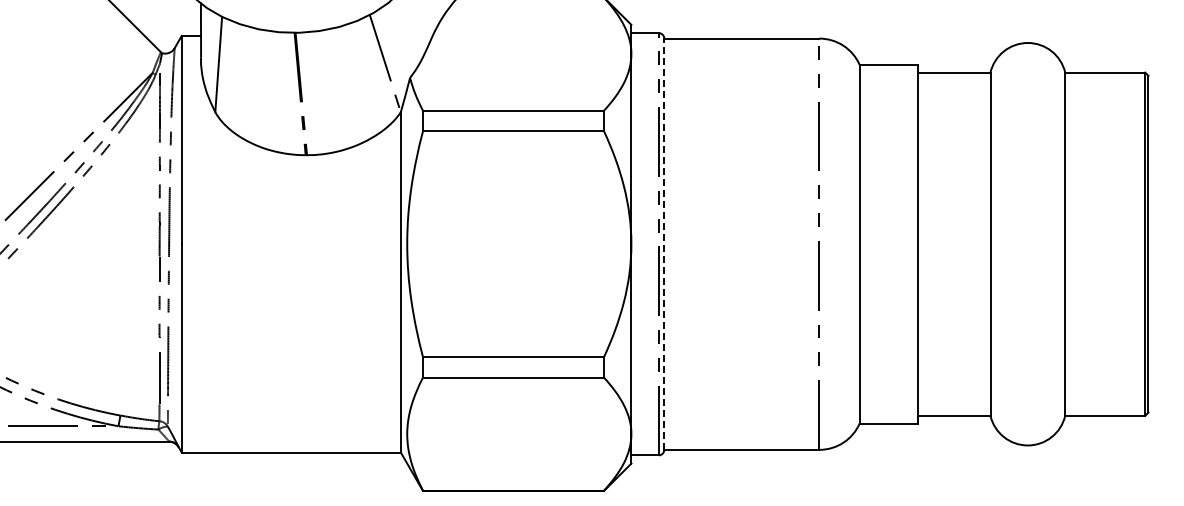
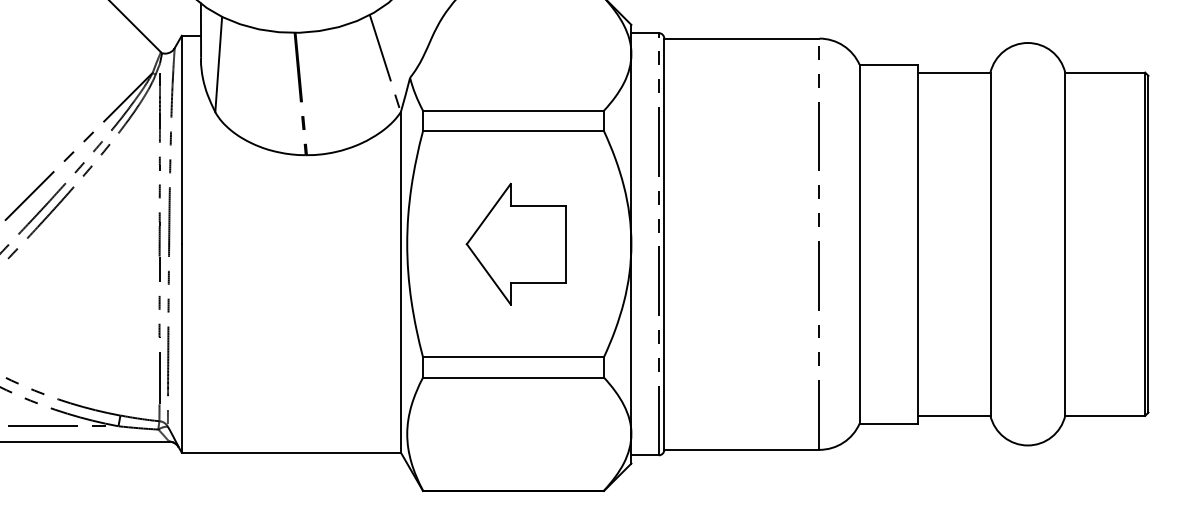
part: none -> present (515, 243)
line: dashed -> solid (664, 244)
